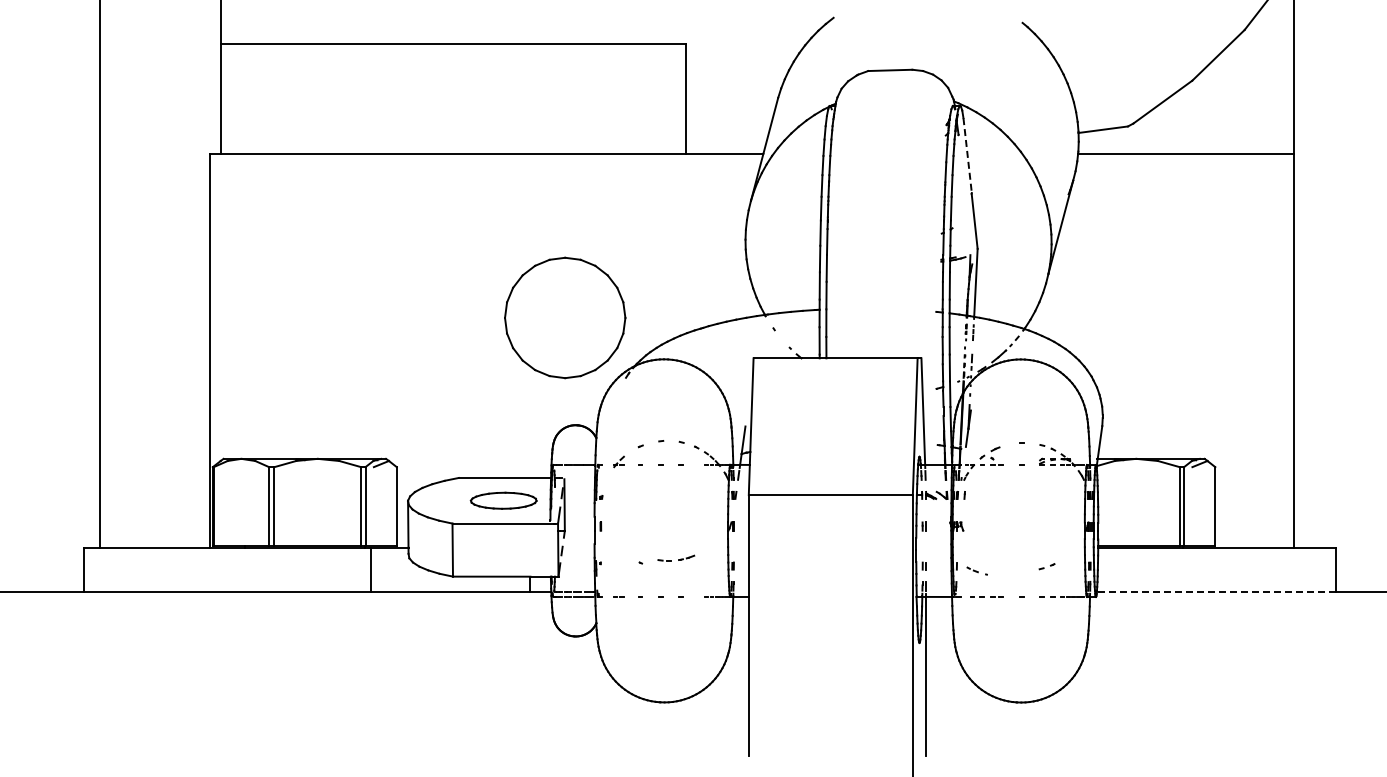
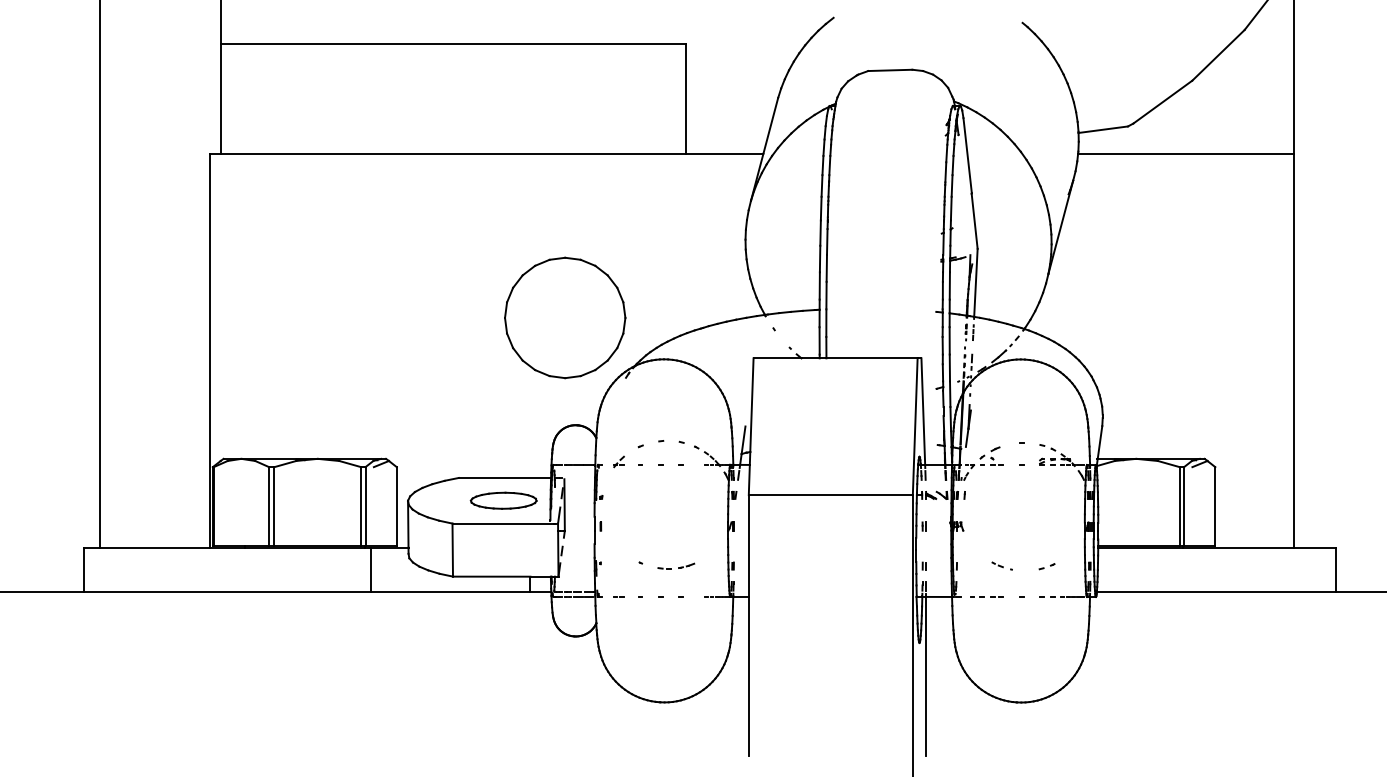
line: dashed -> solid (967, 155)
part position: (676, 557) -> (676, 565) (676, 565)
part position: (976, 570) -> (1001, 565) (1001, 565)
line: dashed -> solid (1216, 591)
